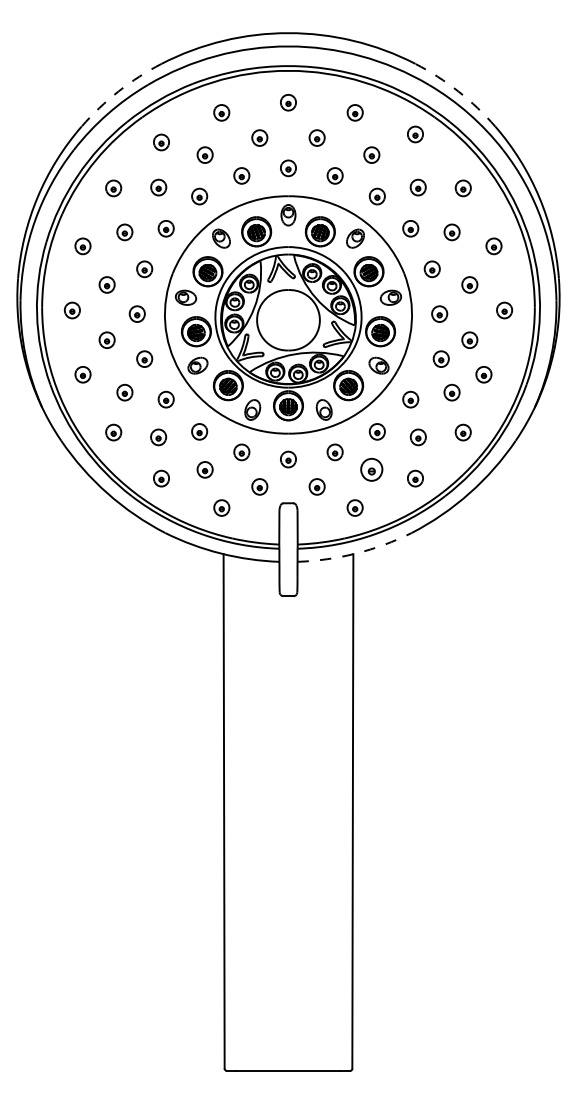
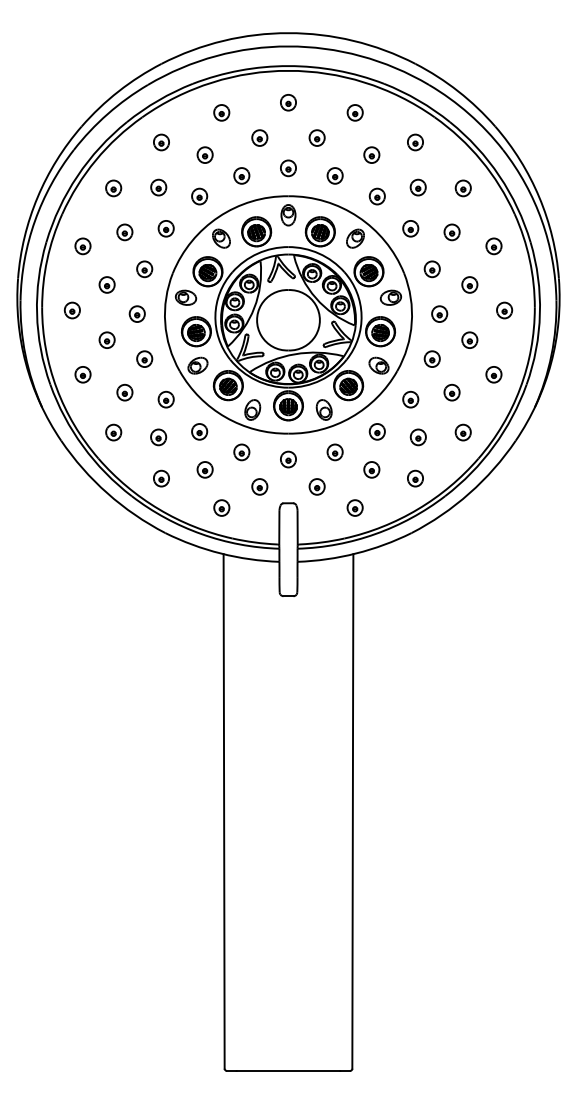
arc: dashed -> solid (118, 91)
arc: dashed -> solid (458, 91)
part position: (415, 134) -> (415, 142) (415, 142)
part position: (440, 358) -> (431, 358) (431, 358)
part position: (483, 374) -> (493, 374) (493, 374)
part size: 24x25 px -> 18x18 px (371, 469)
arc: dashed -> solid (356, 553)
